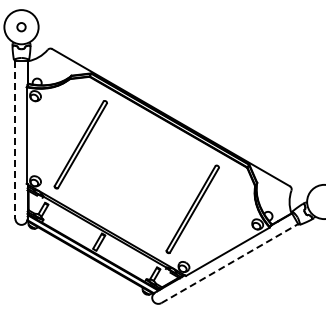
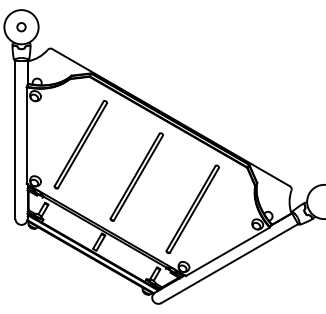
line: dashed -> solid (15, 139)
part: none -> present (136, 176)
line: dashed -> solid (229, 263)
